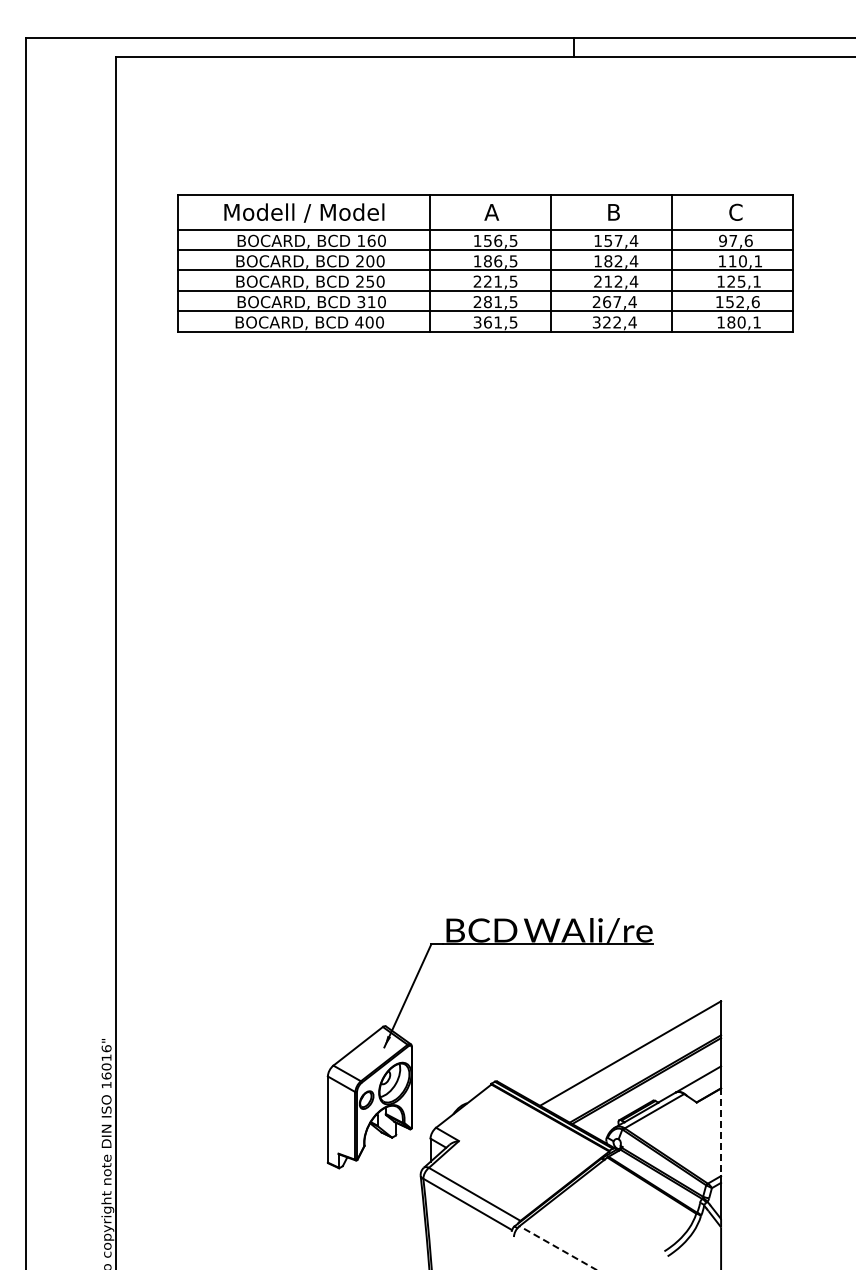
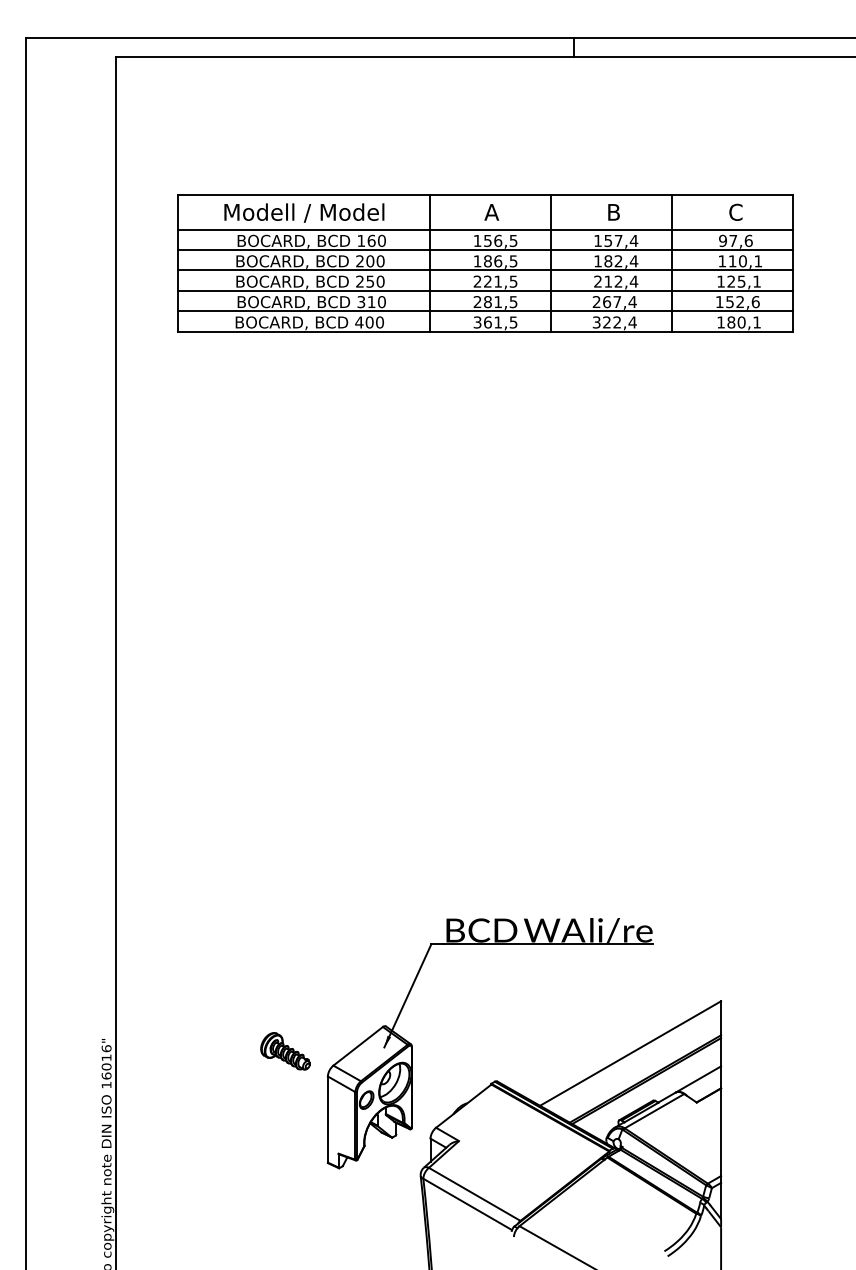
part: none -> present (285, 1051)
line: dashed -> solid (721, 1132)
line: dashed -> solid (557, 1247)
